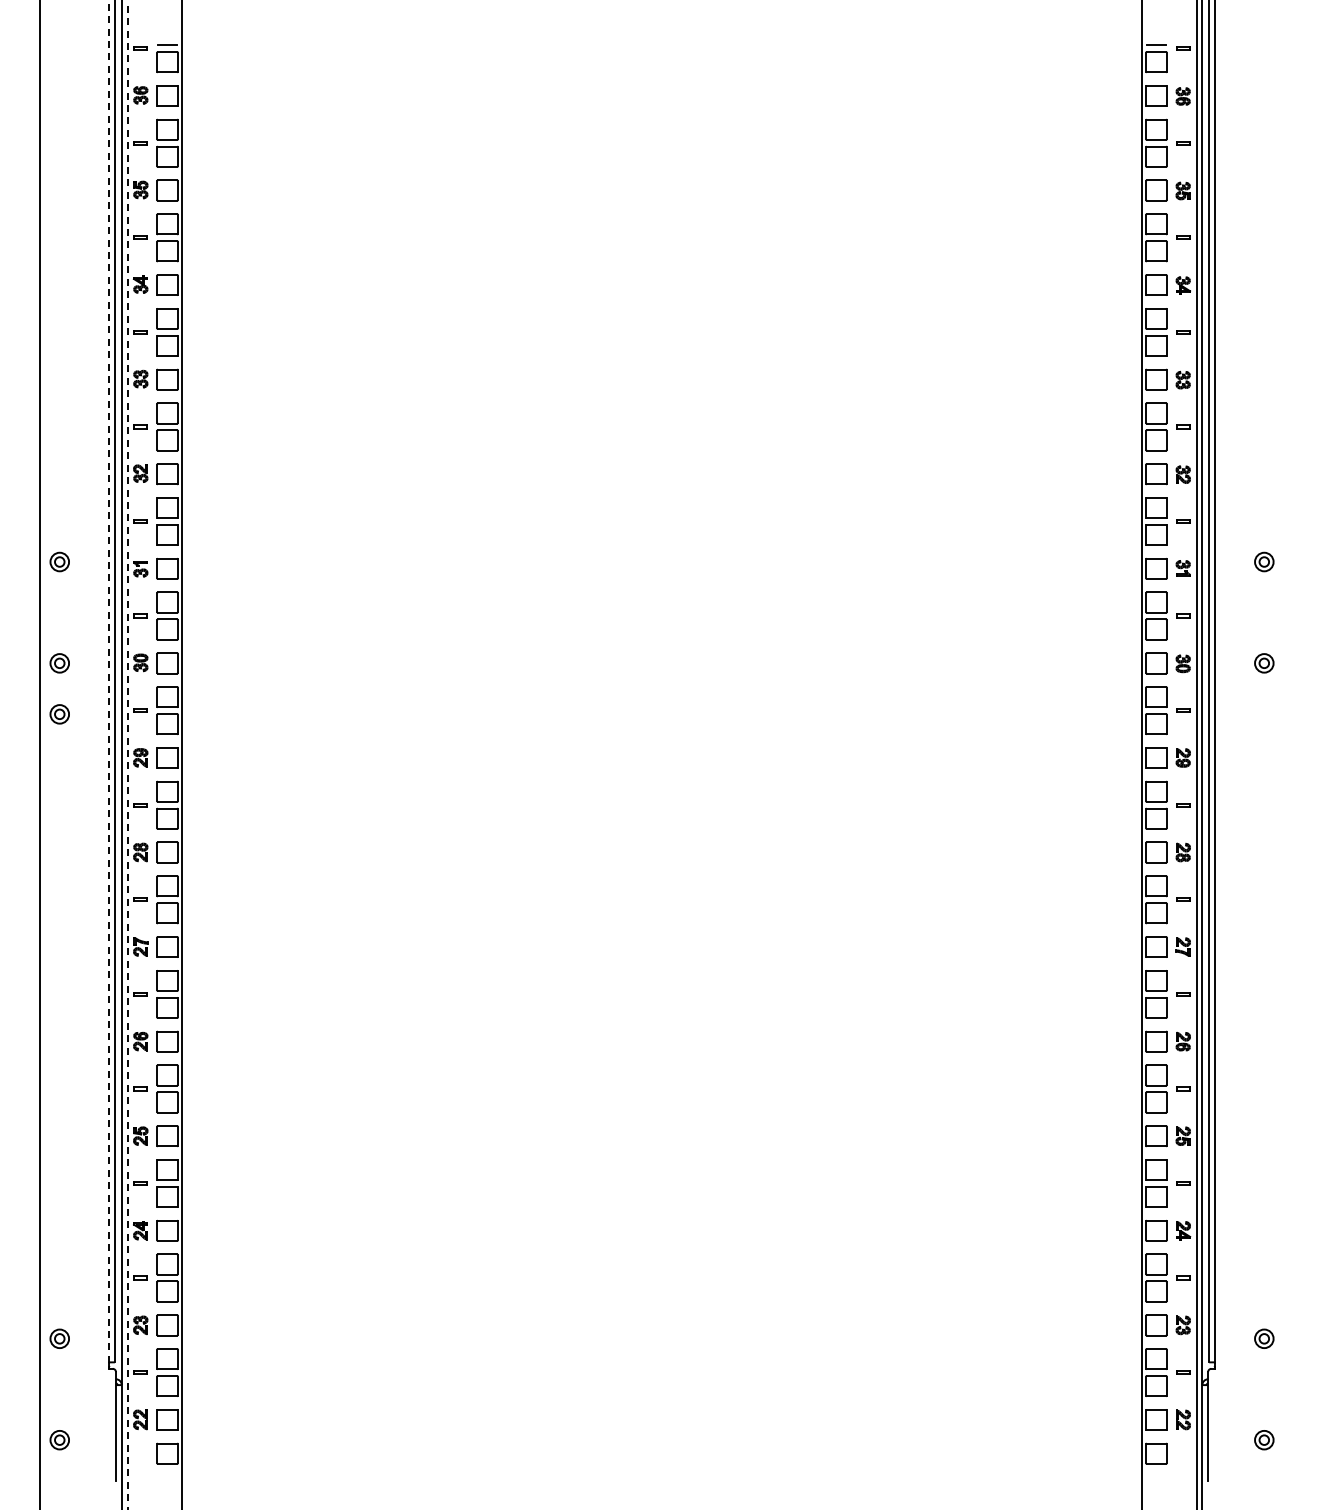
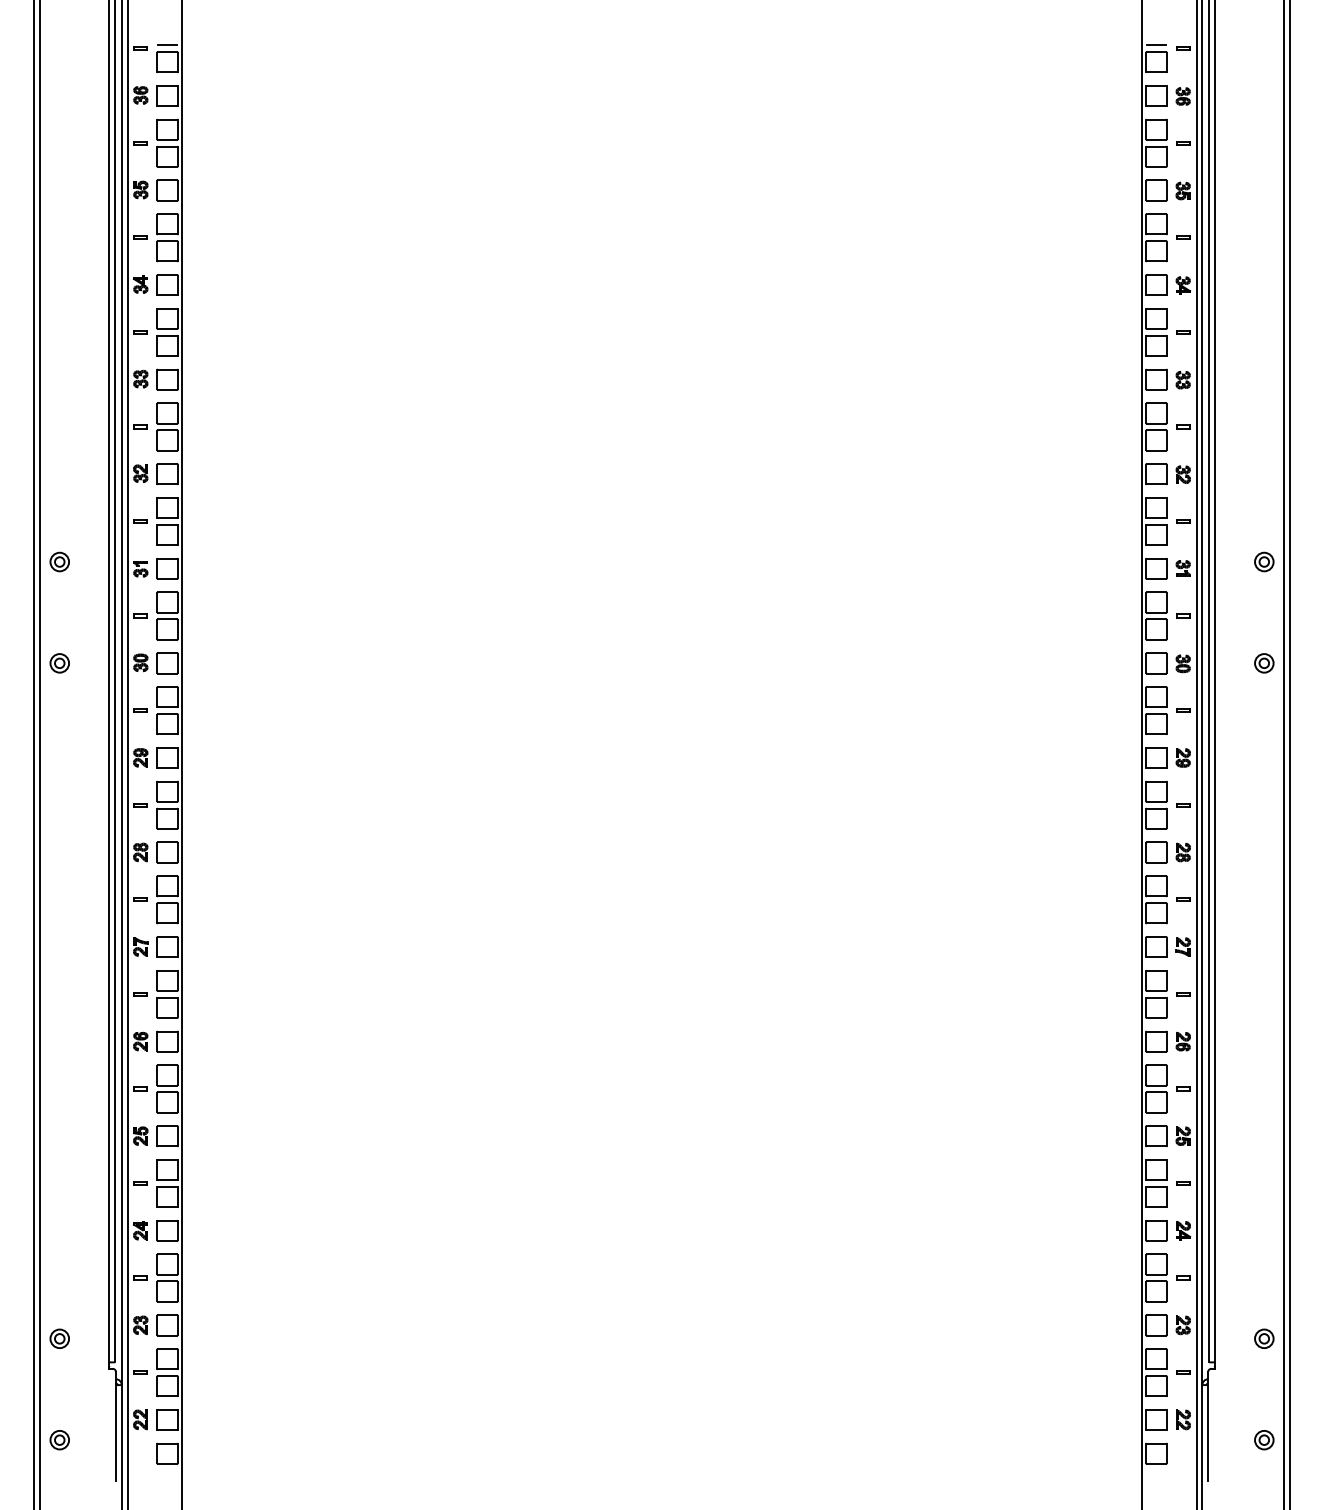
line: dashed -> solid (109, 681)
part: present -> none (59, 714)
line: none -> present (33, 754)
line: none -> present (1284, 754)
line: none -> present (1290, 754)
line: dashed -> solid (127, 755)
